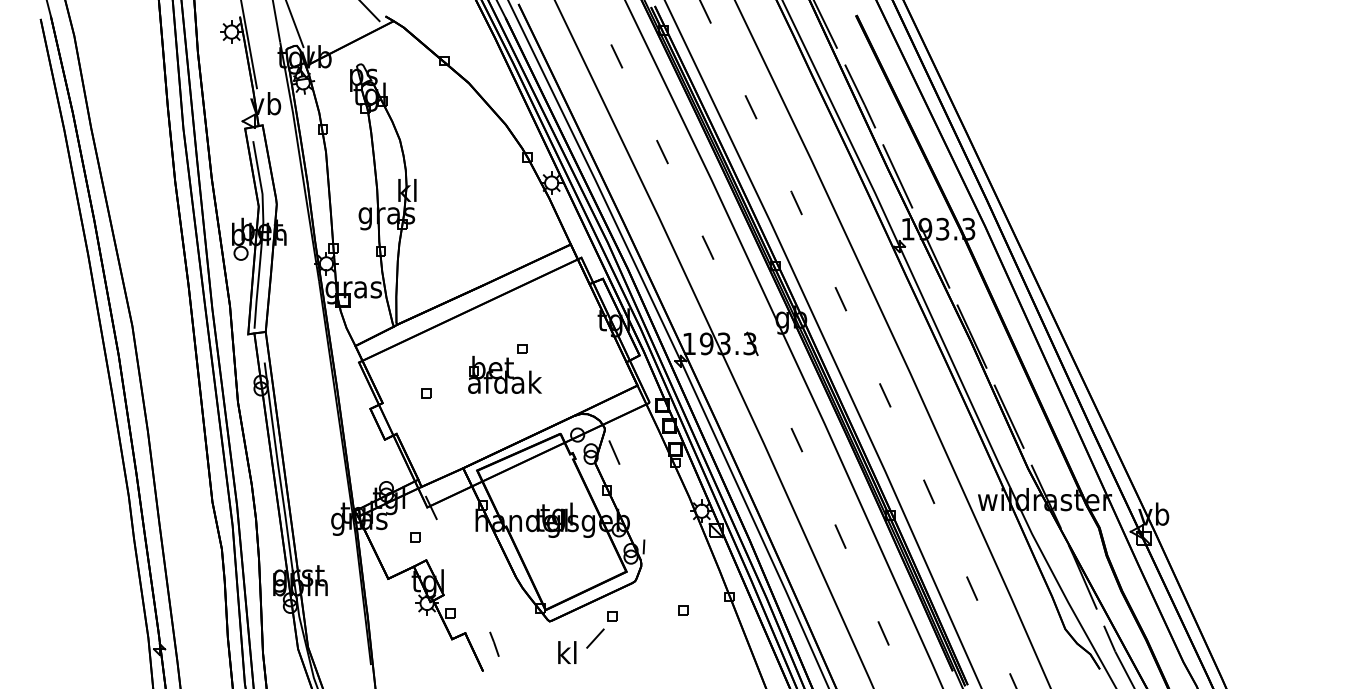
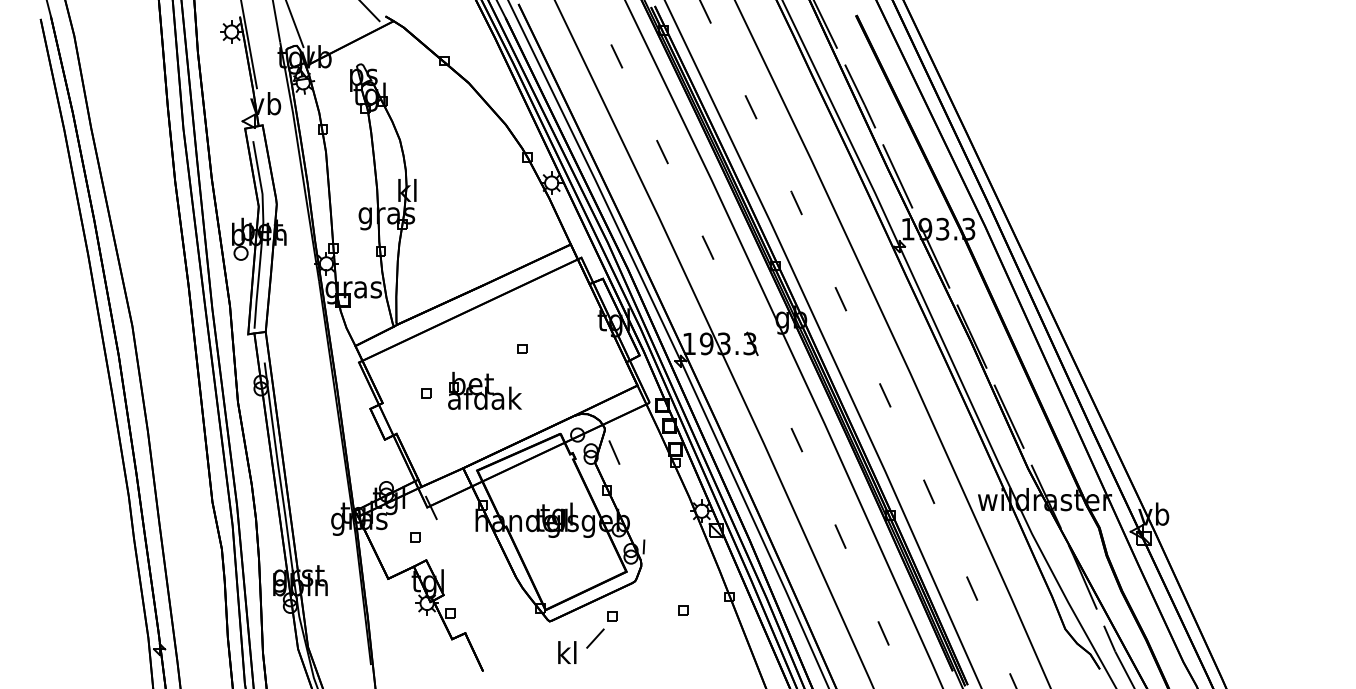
part position: (504, 374) -> (484, 390) (484, 390)
line: present -> none (494, 643)
